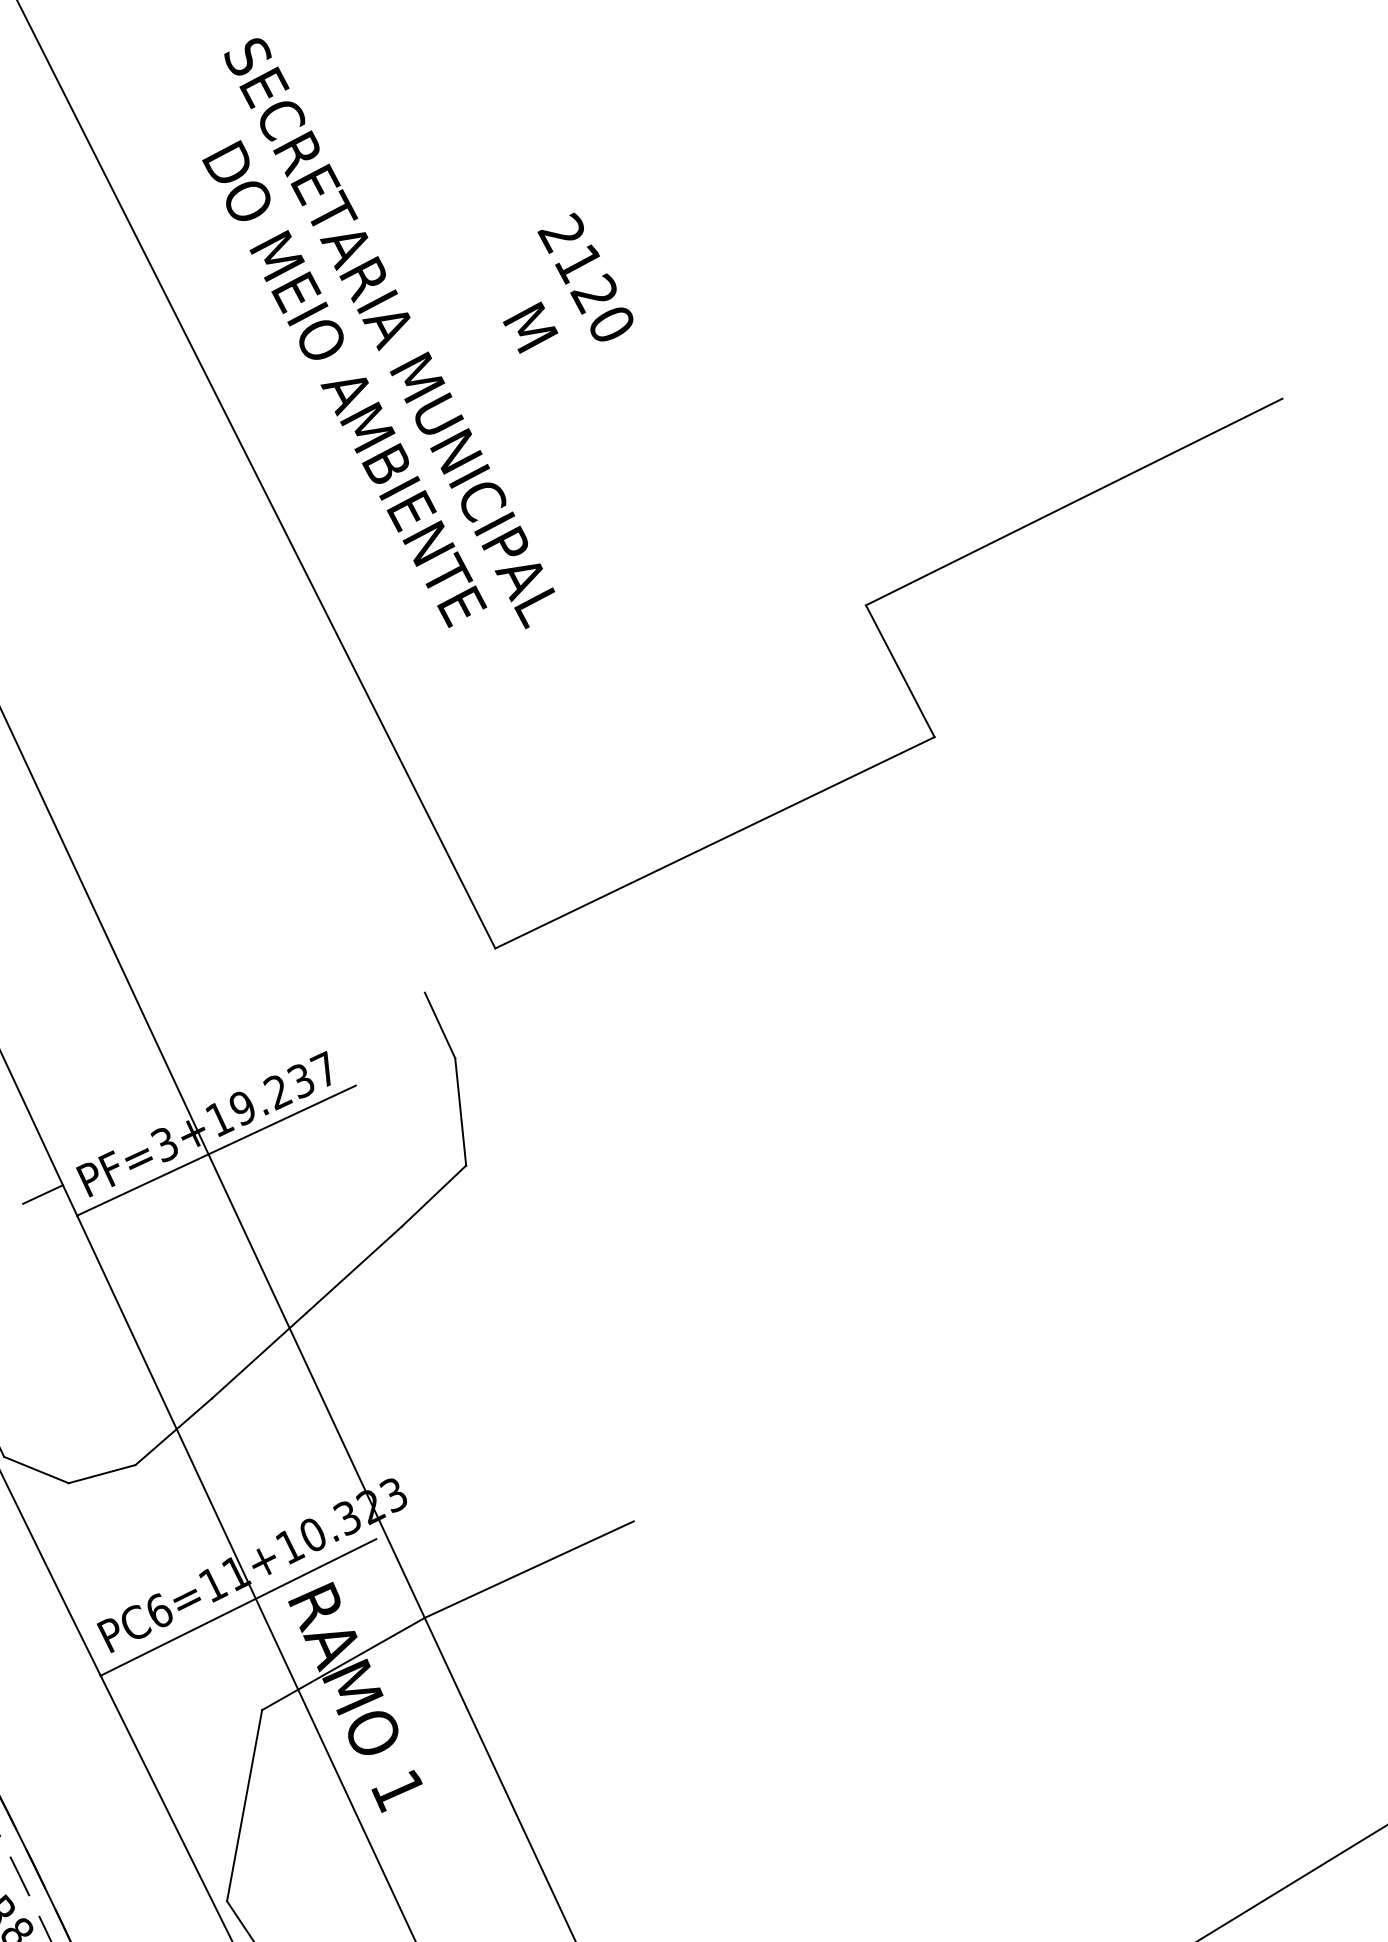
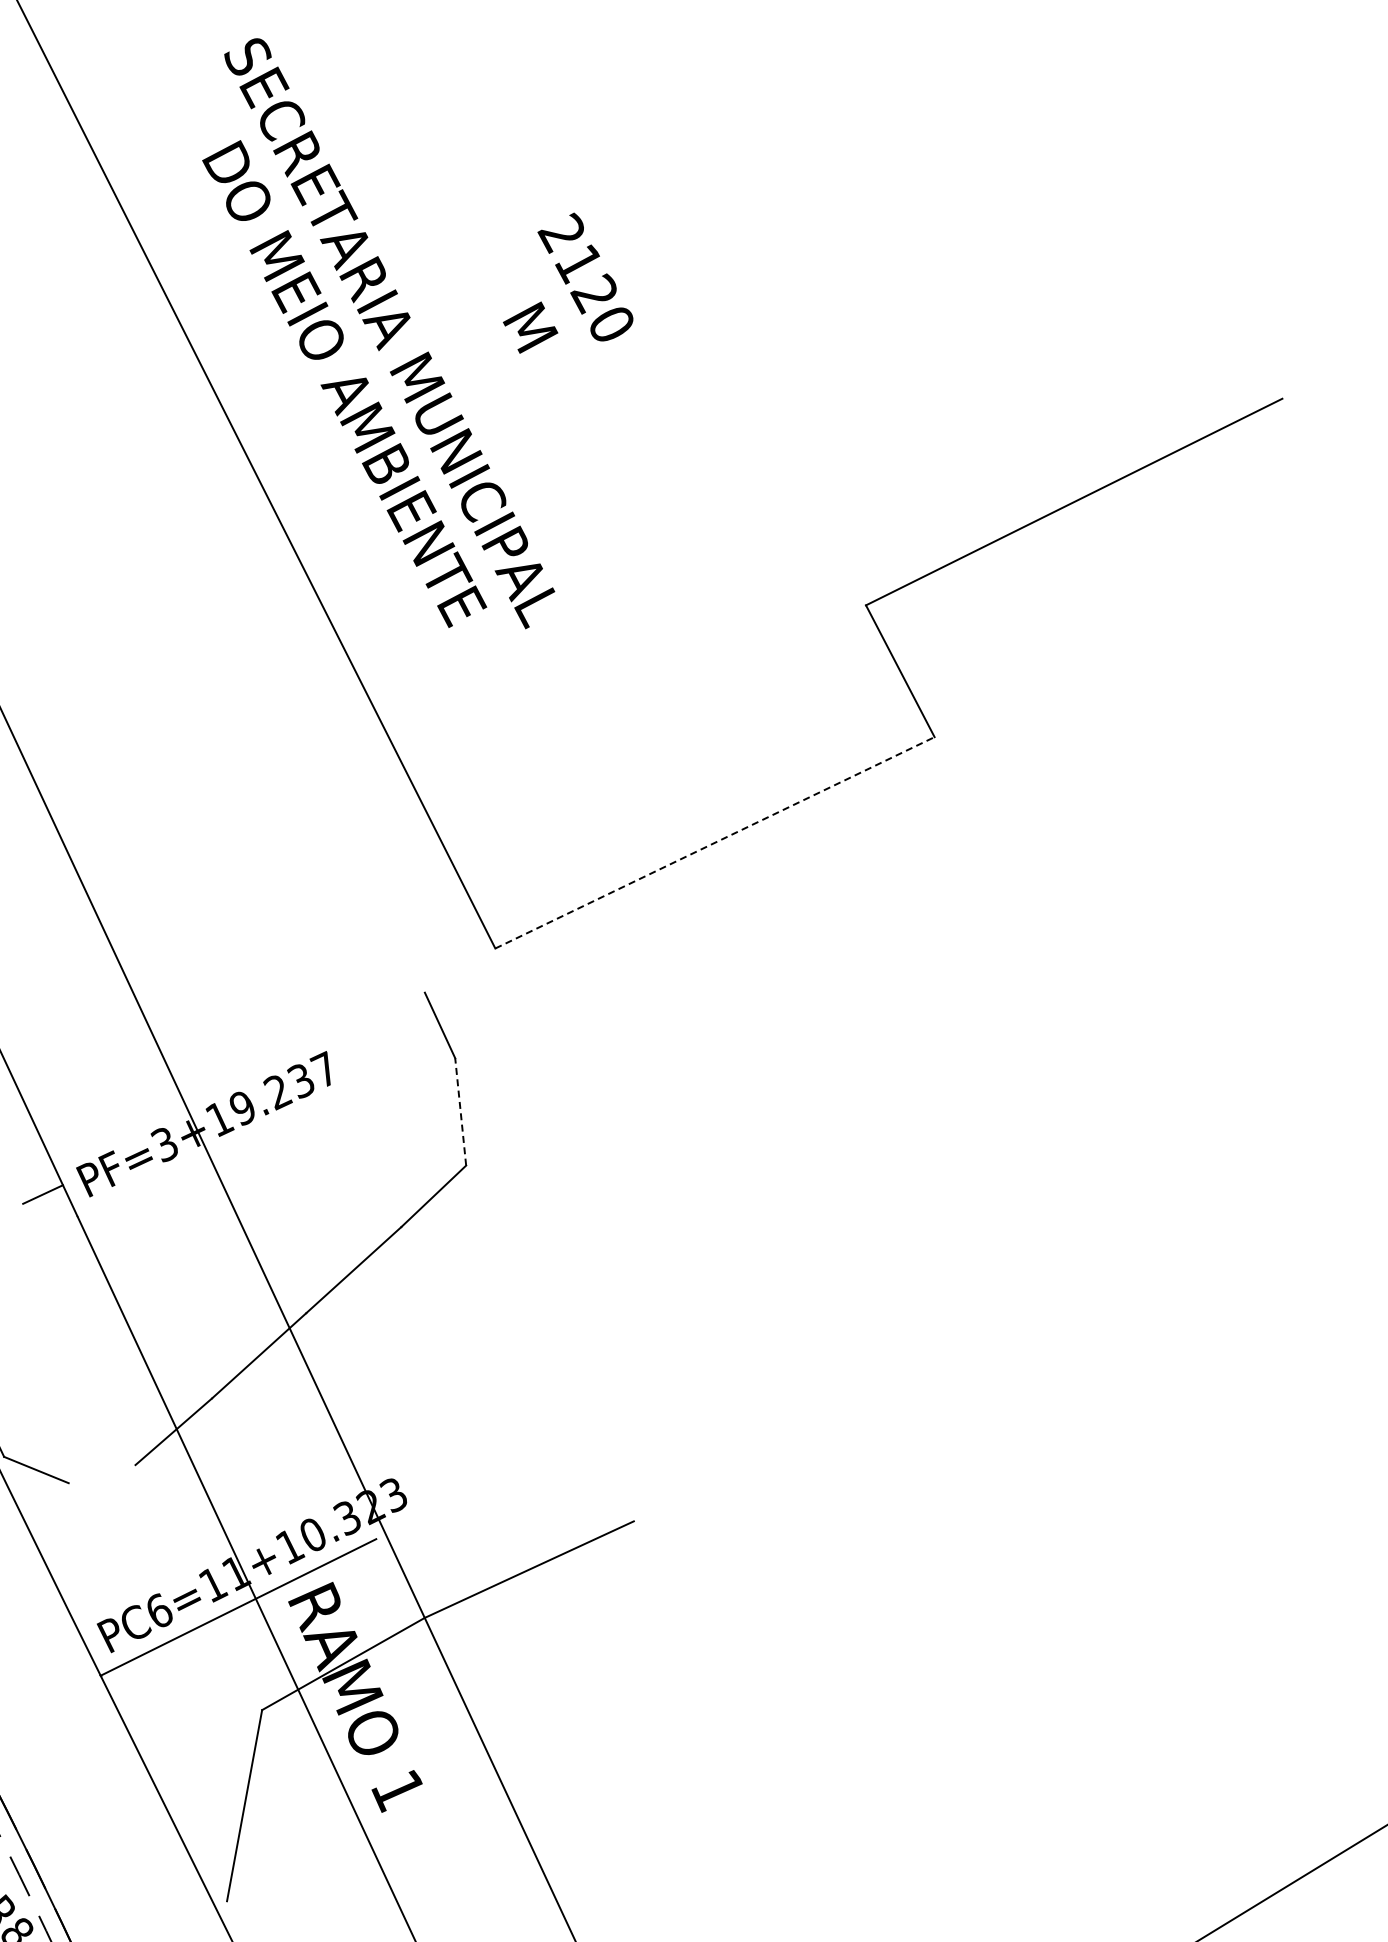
line: solid -> dashed (714, 842)
line: solid -> dashed (460, 1111)
line: present -> none (216, 1150)
line: present -> none (101, 1474)
line: present -> none (239, 1919)
